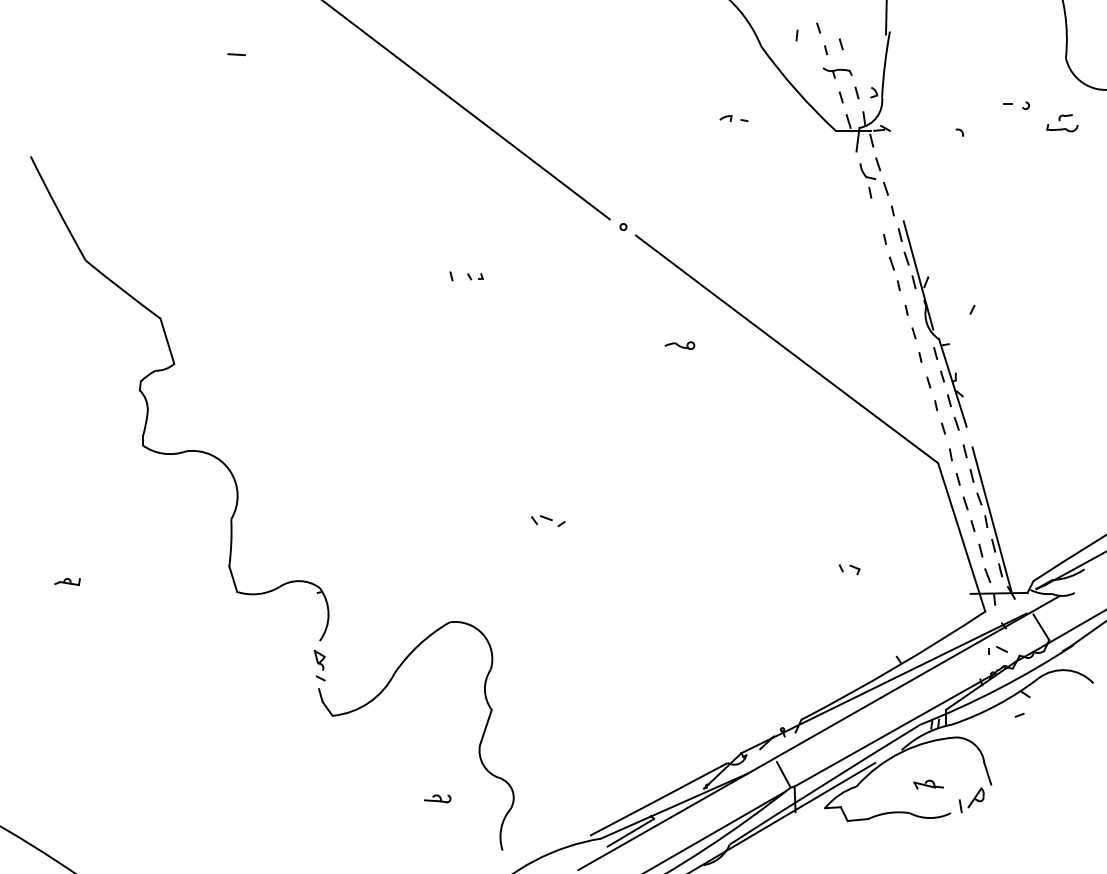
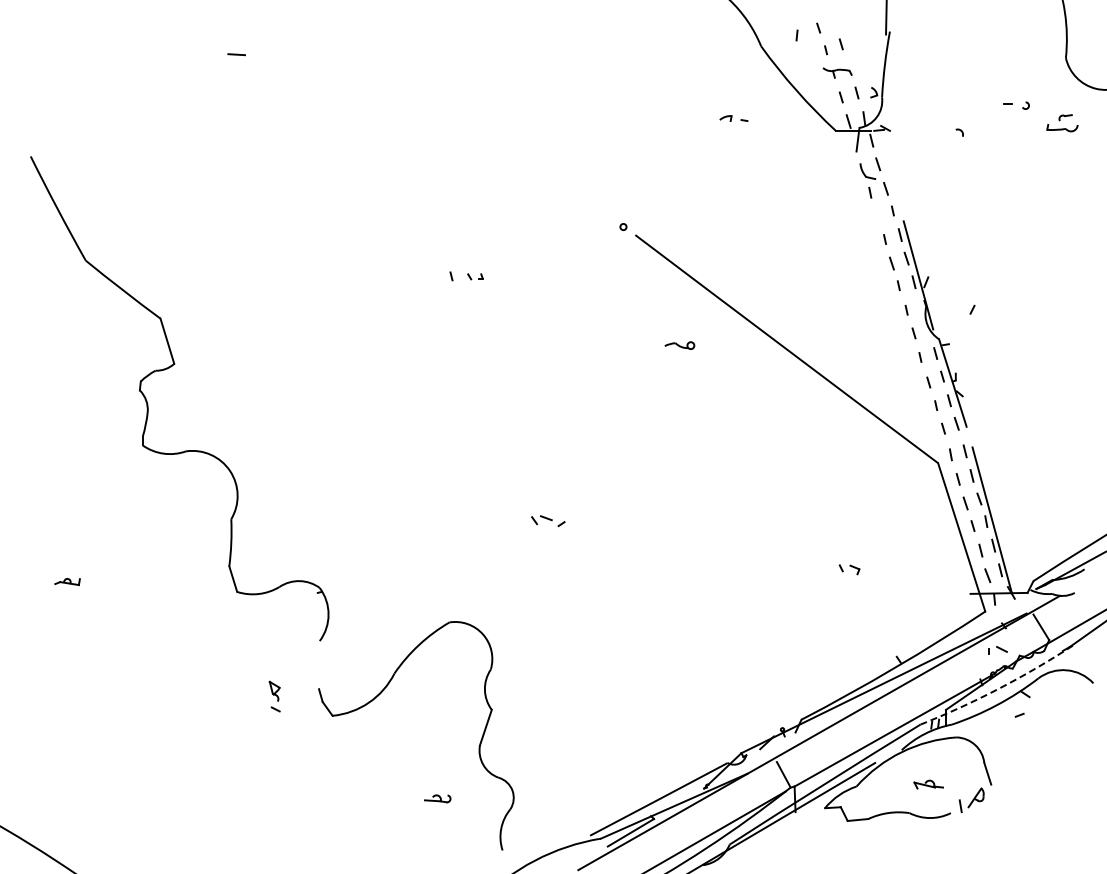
line: present -> none (466, 110)
part position: (319, 665) -> (274, 696) (274, 696)
arc: solid -> dashed (999, 688)
